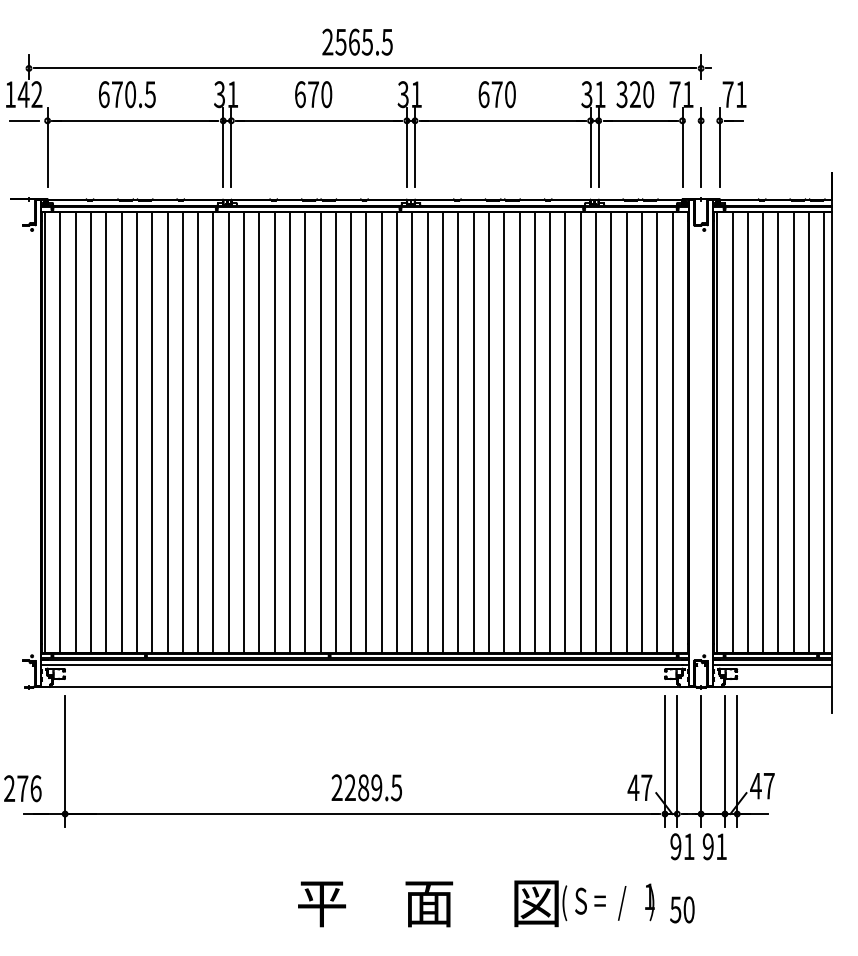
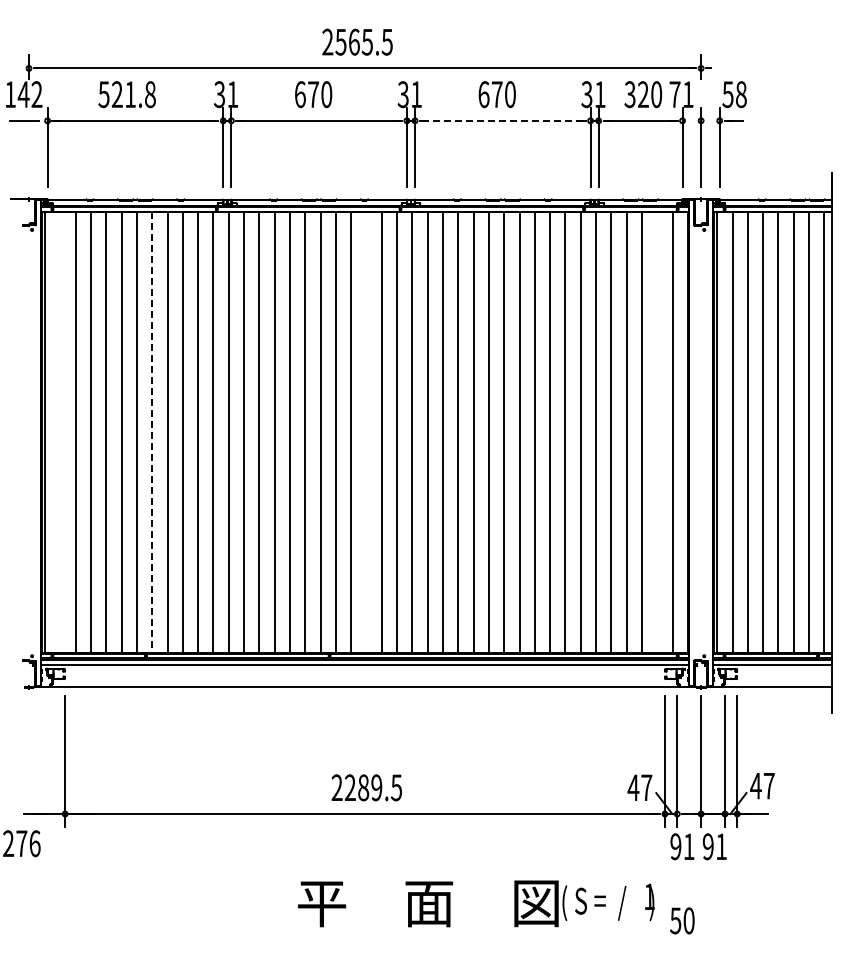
text: 670.5 -> 521.8 (126, 94)
text position: (635, 94) -> (643, 94) (643, 94)
text: 71 -> 58 (734, 94)
line: solid -> dashed (503, 120)
line: present -> none (60, 432)
line: solid -> dashed (152, 432)
line: present -> none (366, 432)
line: present -> none (657, 432)
text position: (22, 788) -> (21, 843) (21, 843)
text position: (682, 909) -> (682, 920) (682, 920)
